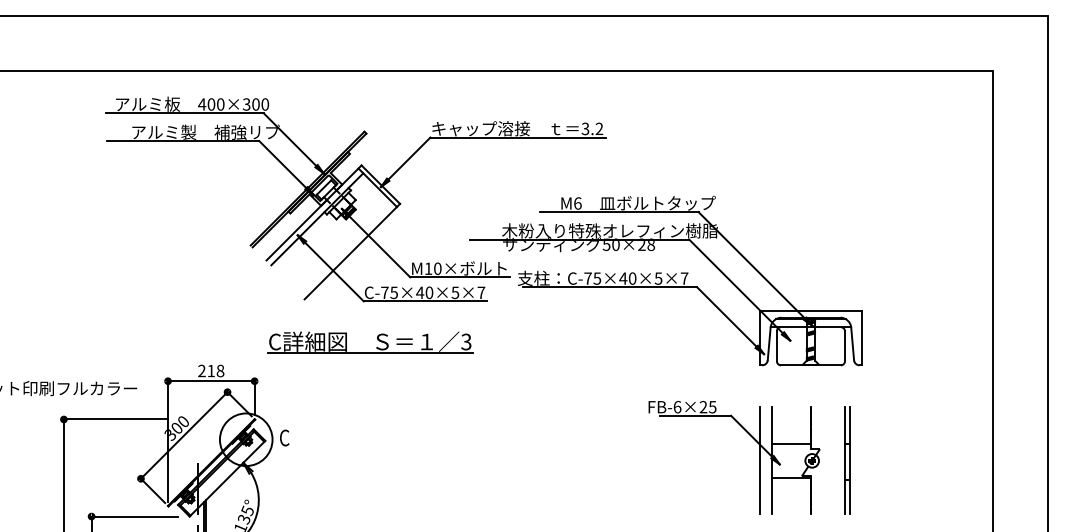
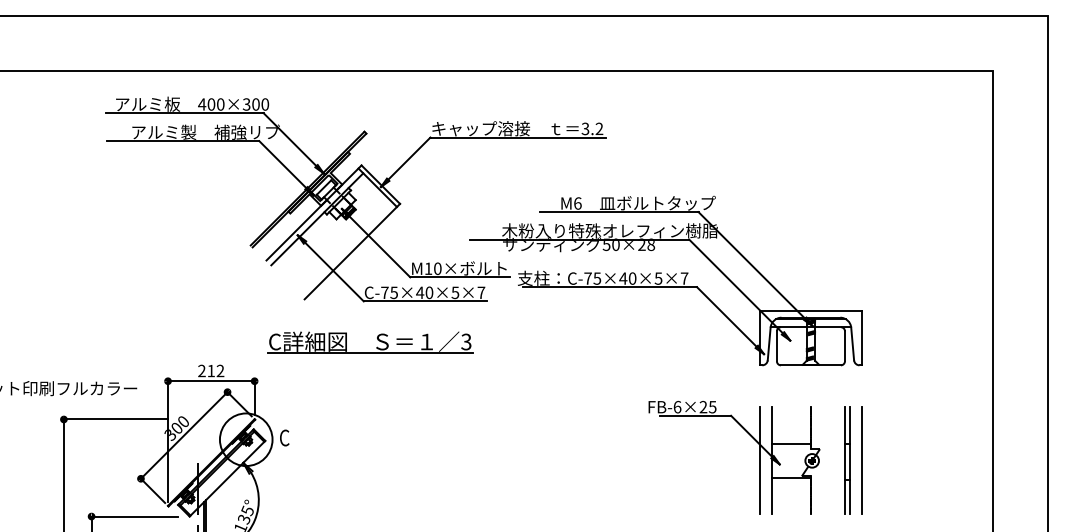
text: 218 -> 212 (220, 370)
line: none -> present (861, 460)
